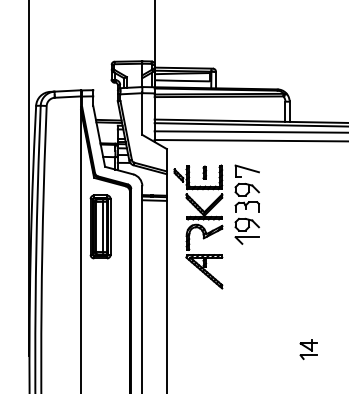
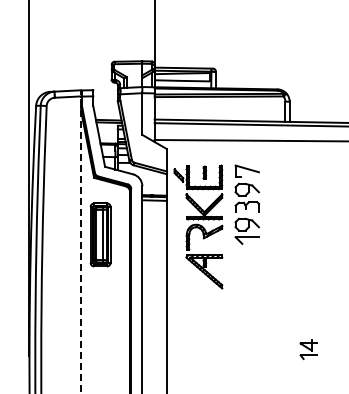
line: present -> none (249, 131)
part position: (100, 226) -> (100, 234) (100, 234)
line: solid -> dashed (81, 242)
